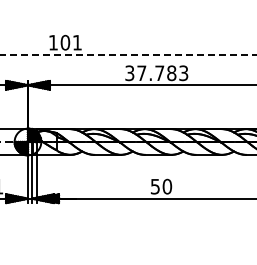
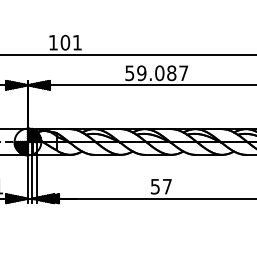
line: dashed -> solid (128, 54)
text: 37.783 -> 59.087 (156, 73)
text: 50 -> 57 (167, 186)
